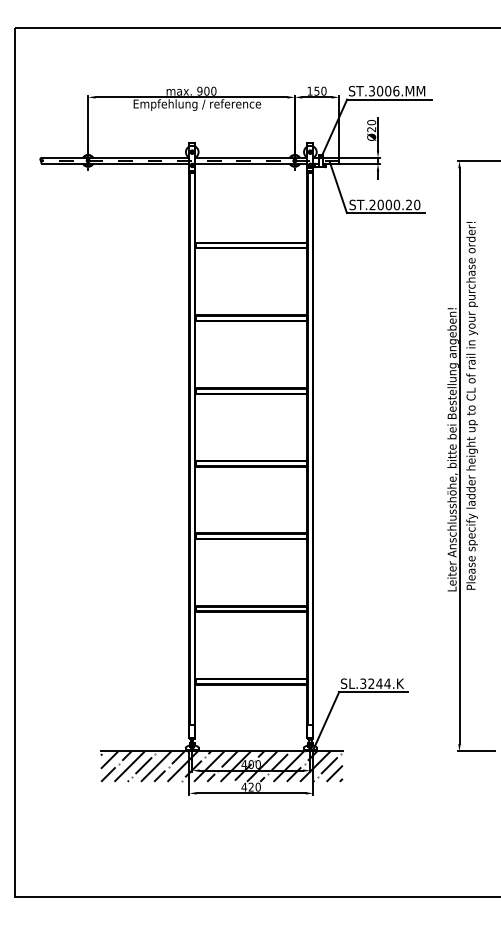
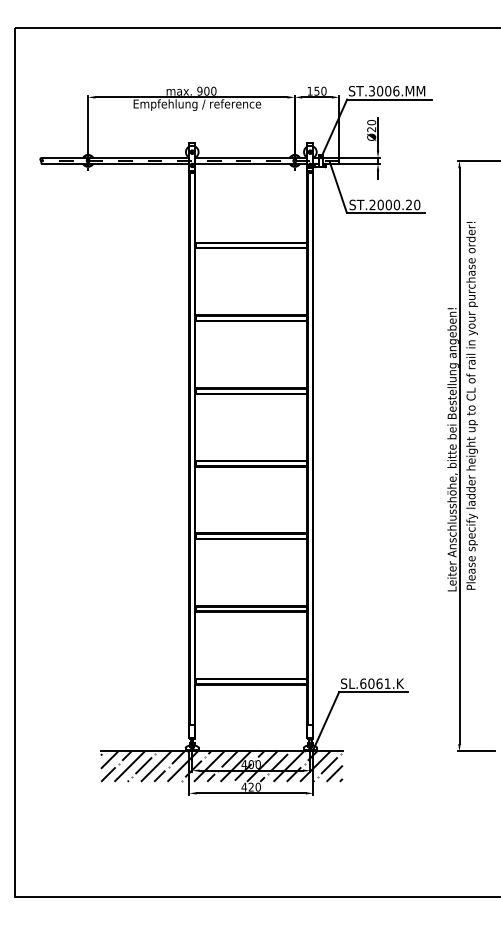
text: SL.3244.K -> SL.6061.K (375, 683)
